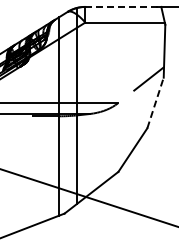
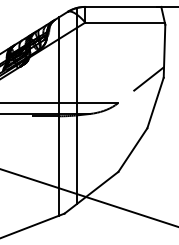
line: dashed -> solid (123, 6)
line: dashed -> solid (155, 102)
